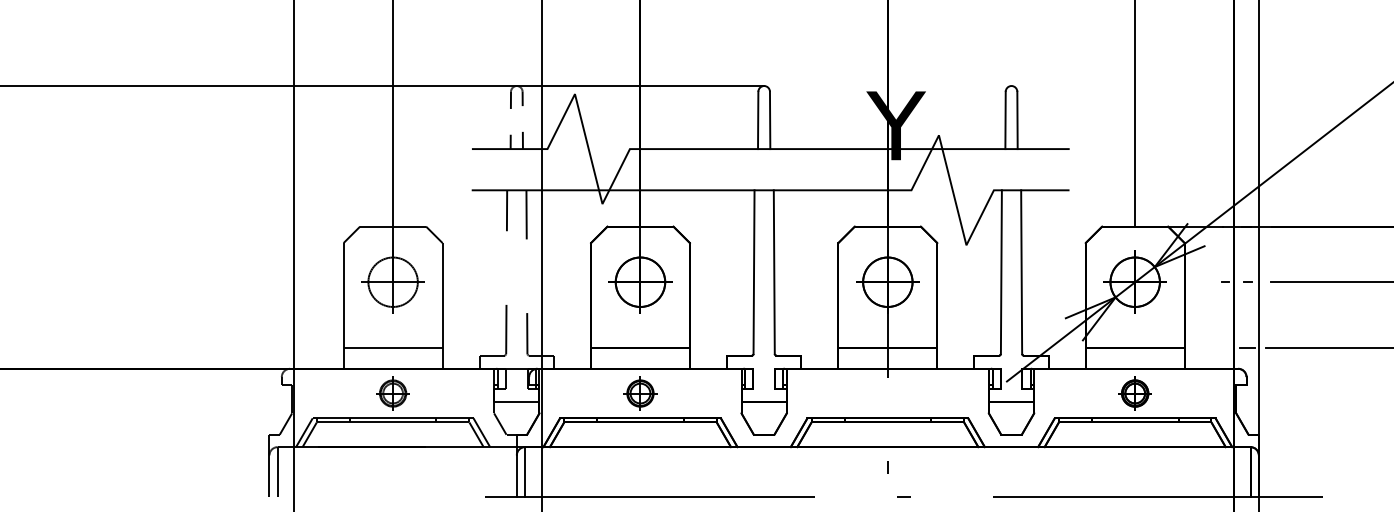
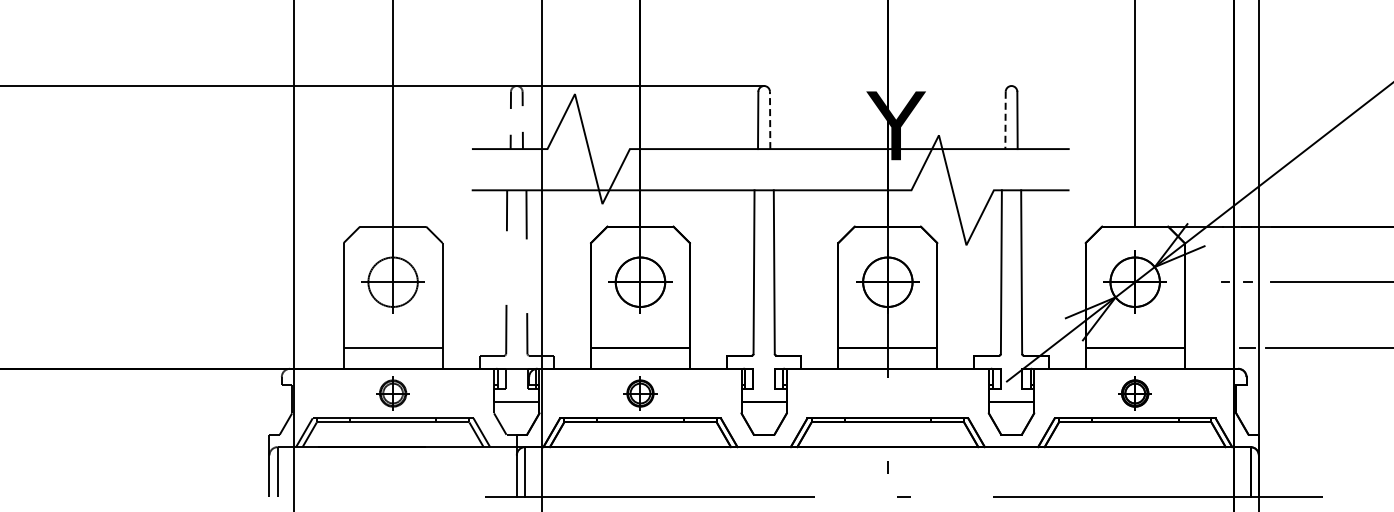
line: solid -> dashed (770, 120)
line: solid -> dashed (1005, 120)
